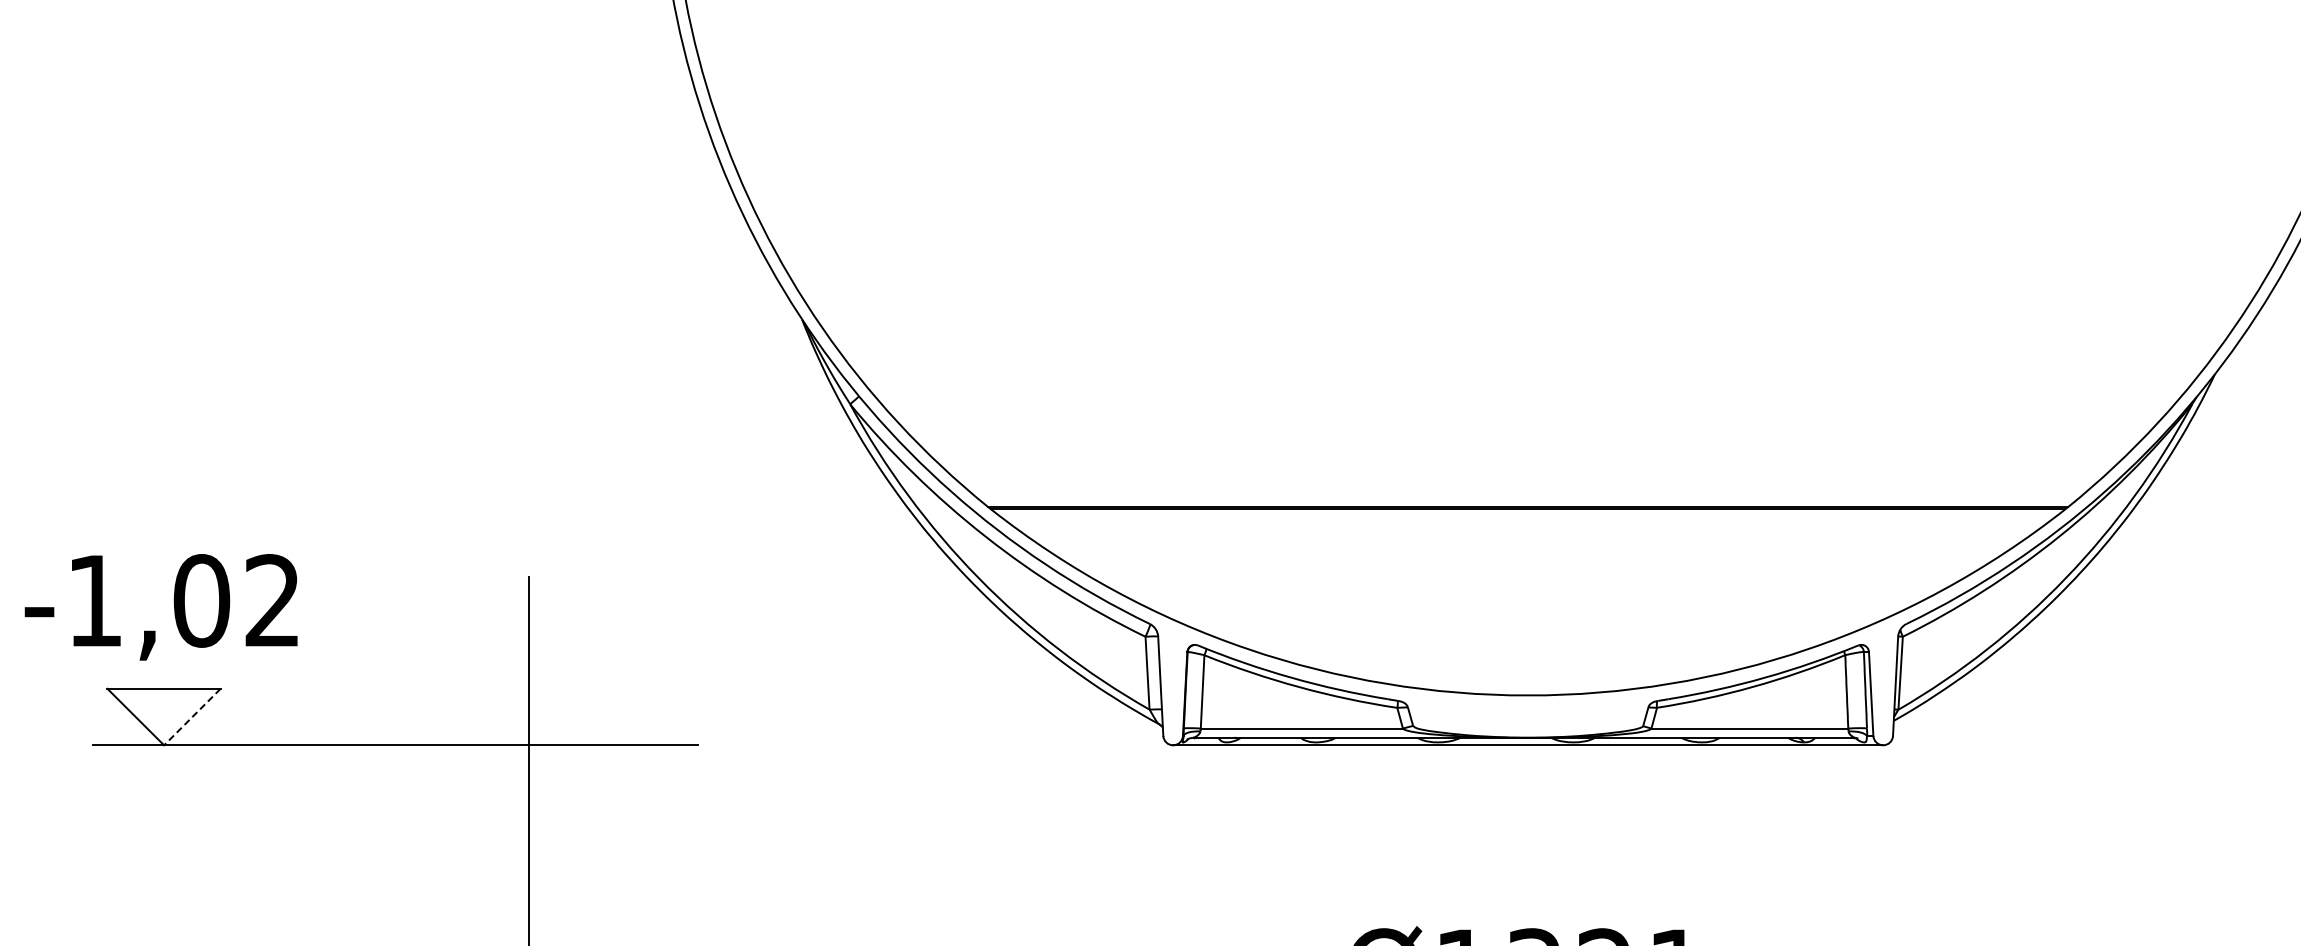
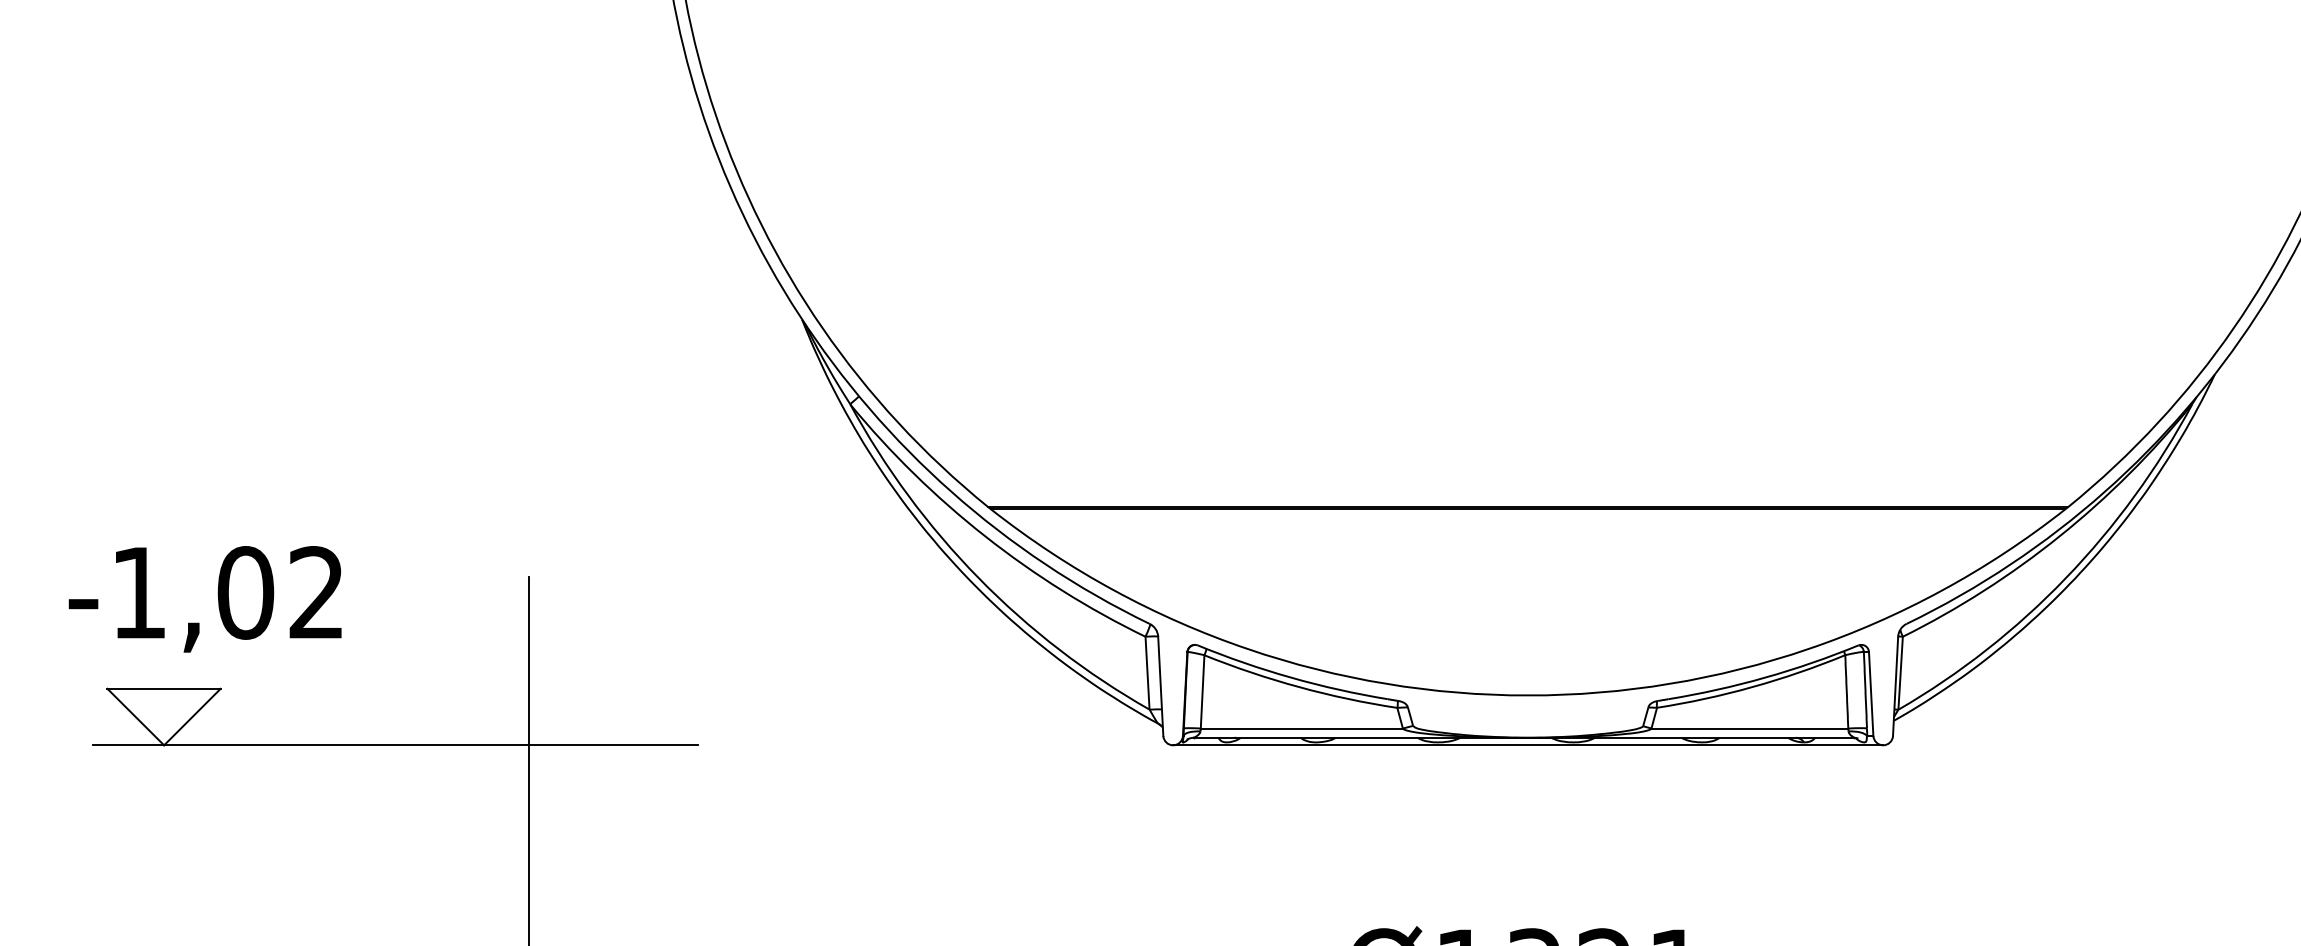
text position: (160, 607) -> (204, 599) (204, 599)
line: dashed -> solid (192, 717)
